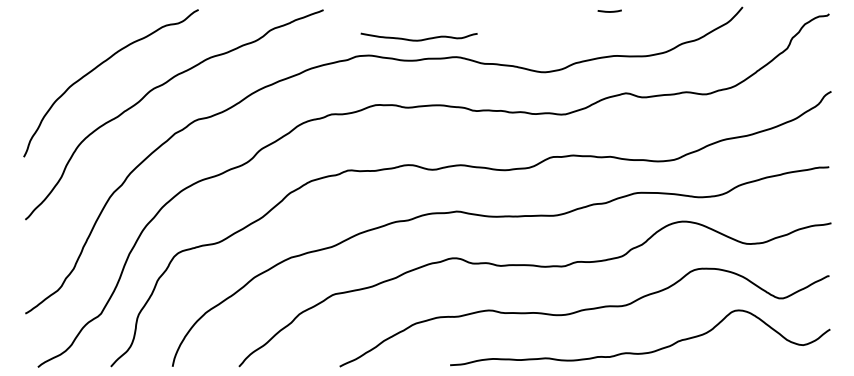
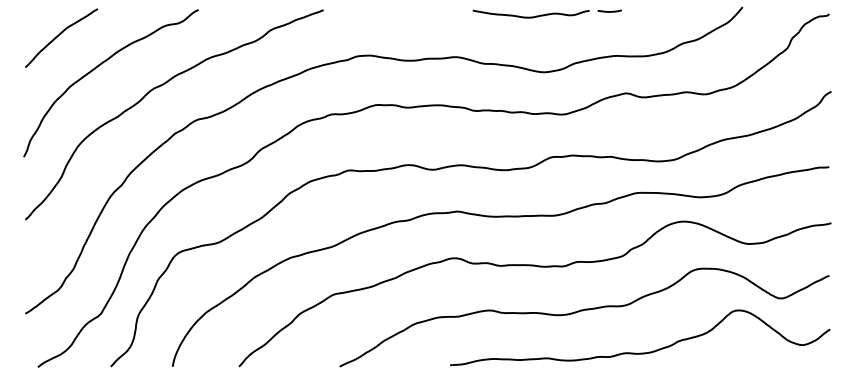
curve: none -> present (59, 35)
curve position: (418, 39) -> (530, 16) (530, 16)
